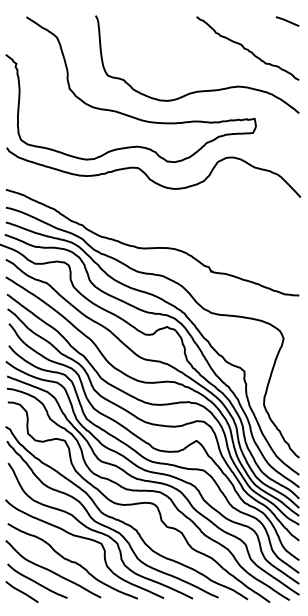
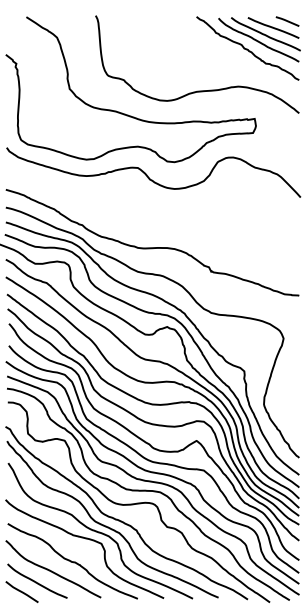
part: none -> present (259, 39)
